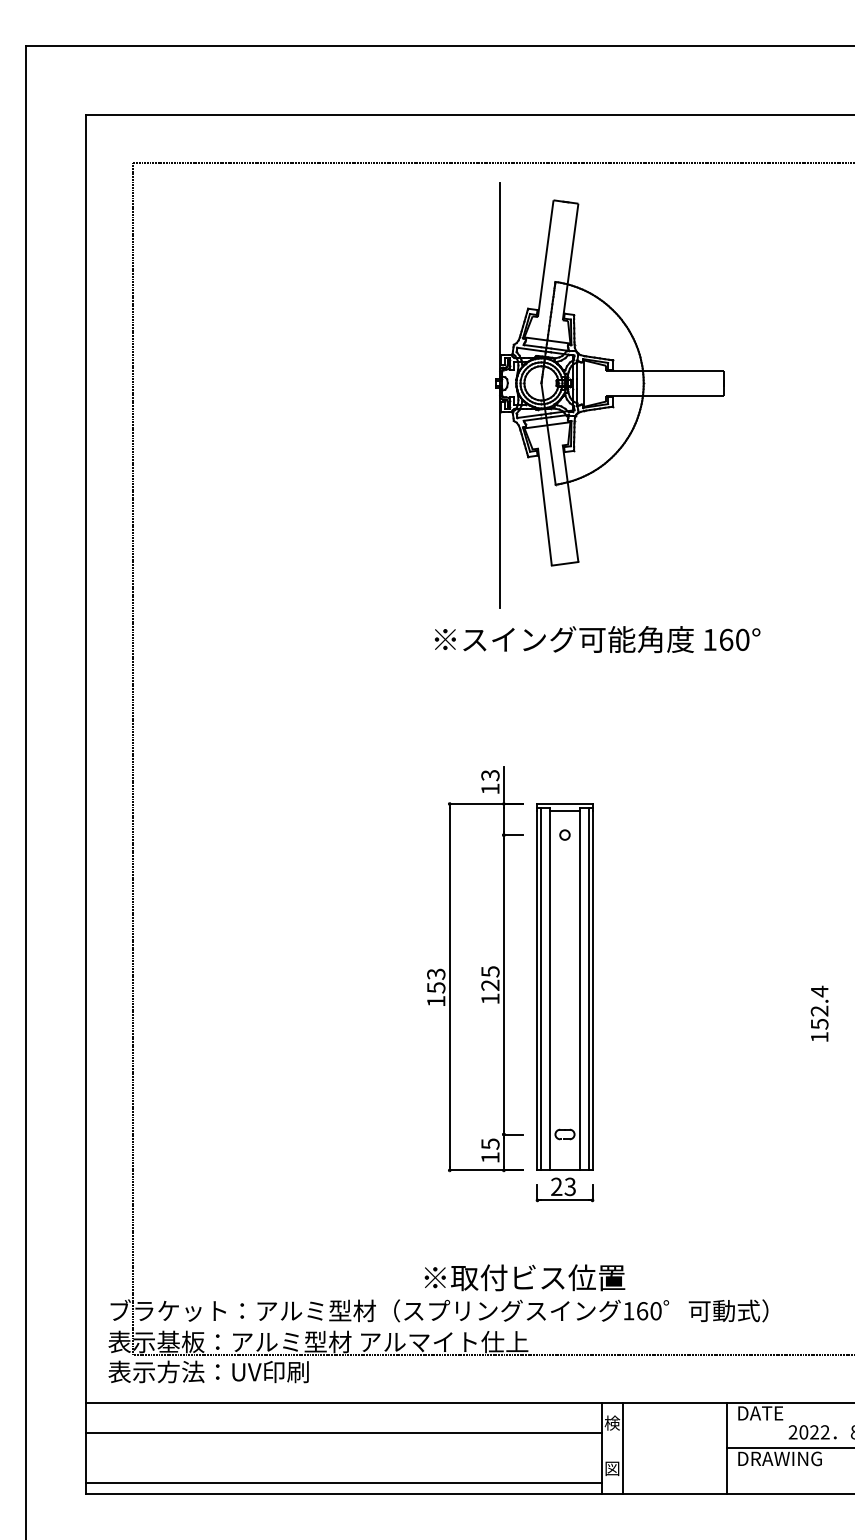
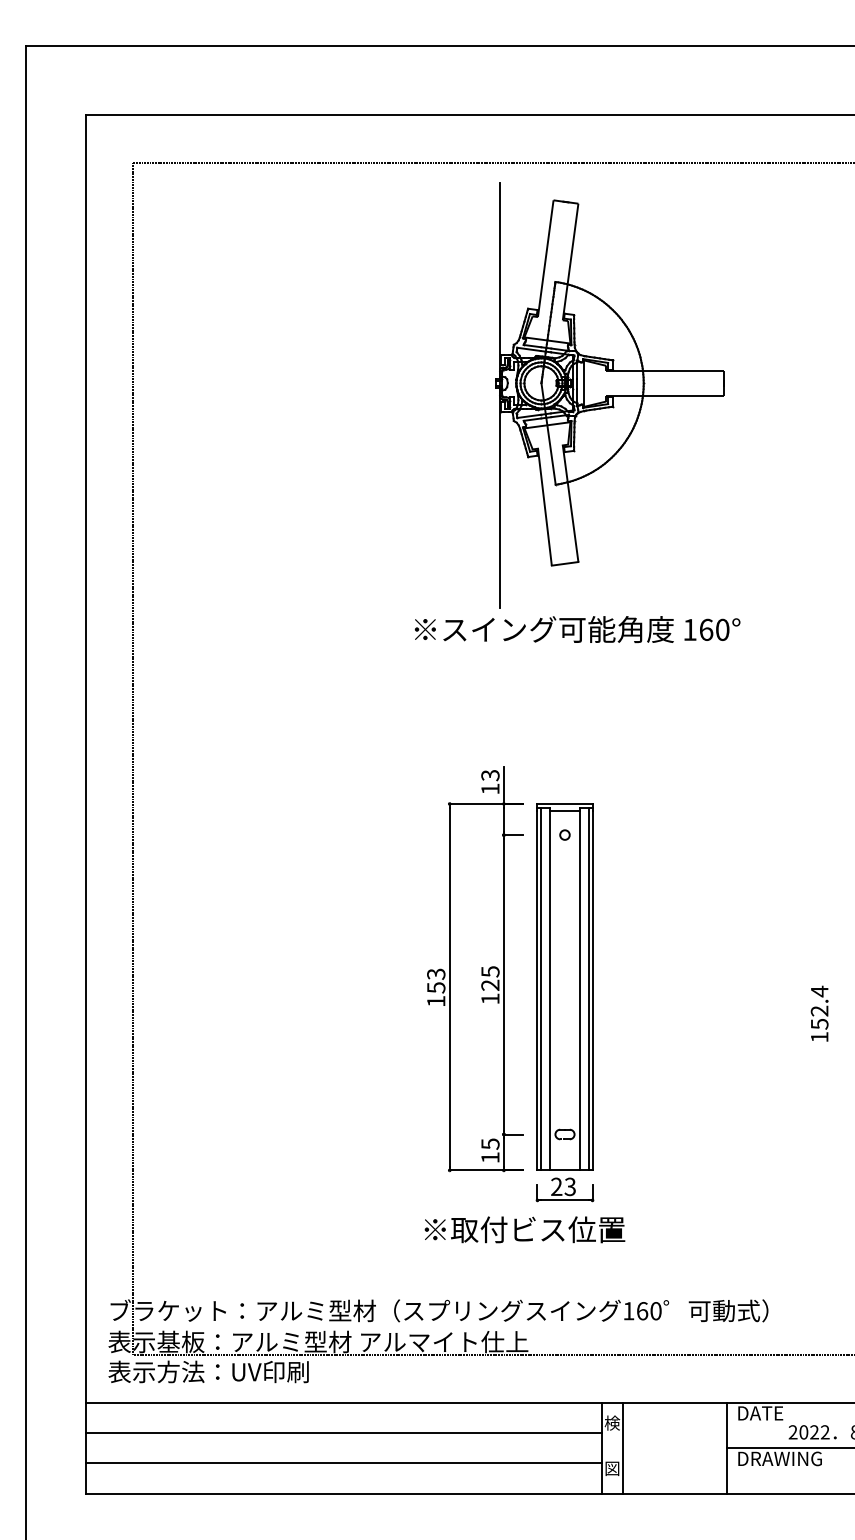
text position: (597, 639) -> (577, 629) (577, 629)
text position: (524, 1277) -> (524, 1229) (524, 1229)
line position: (343, 1483) -> (343, 1463) (343, 1463)
